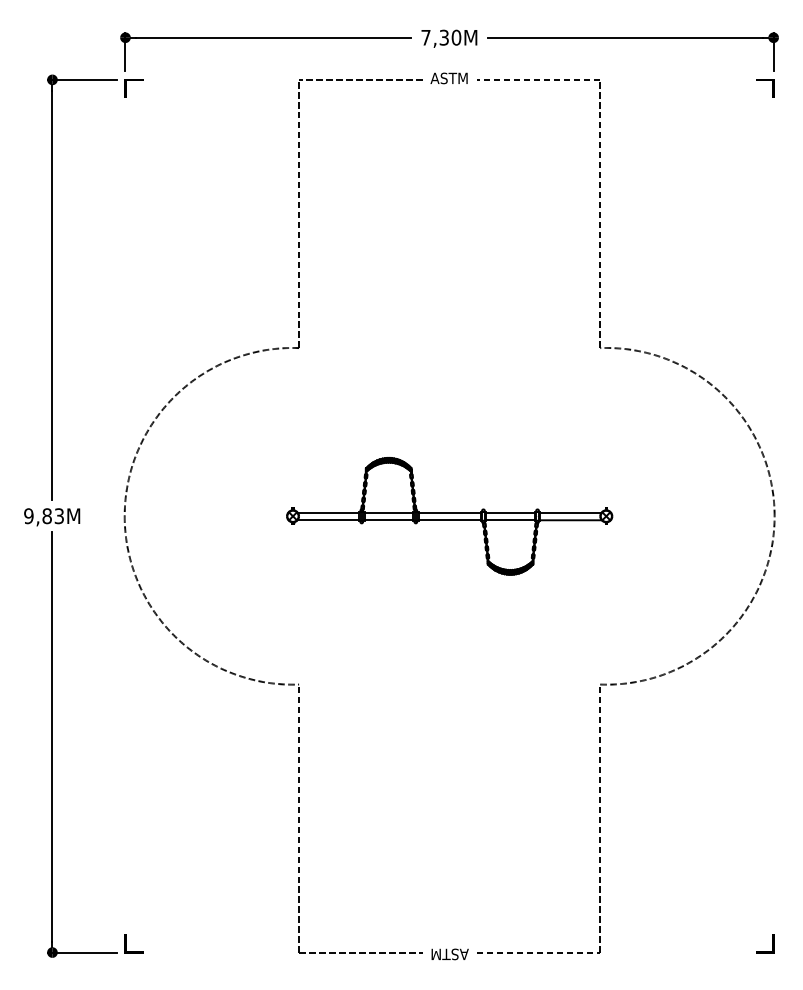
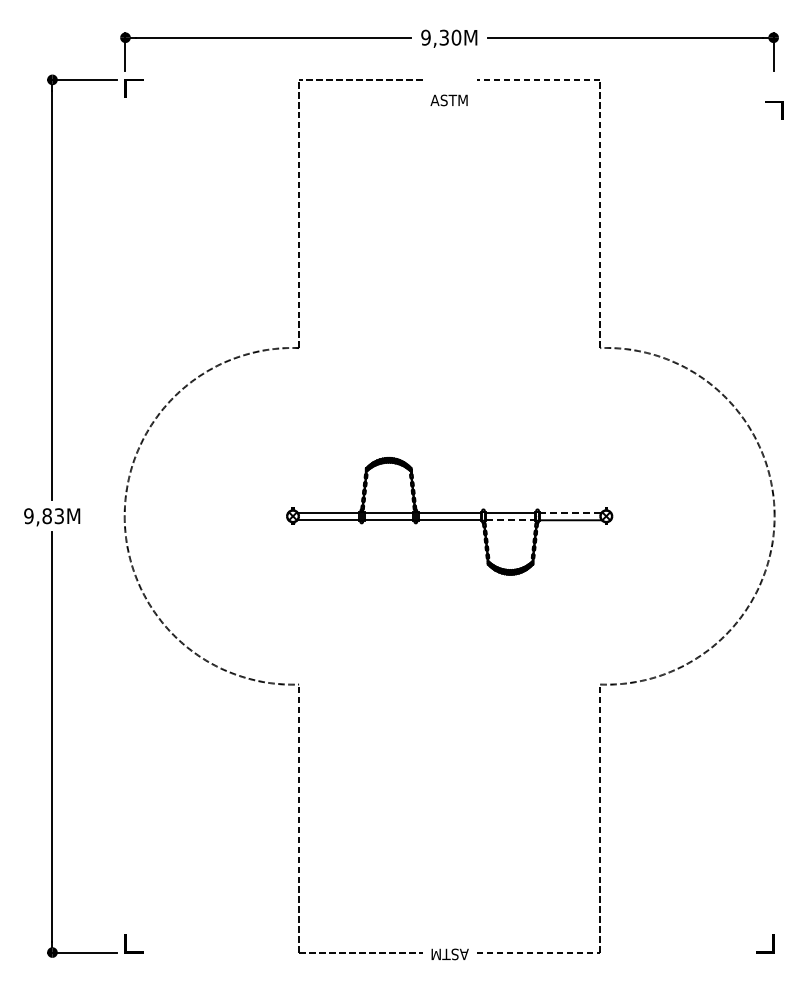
text: 7,30M -> 9,30M (425, 37)
text position: (448, 78) -> (448, 100) (448, 100)
part position: (772, 88) -> (781, 110) (781, 110)
line: solid -> dashed (570, 512)
line: solid -> dashed (511, 520)
